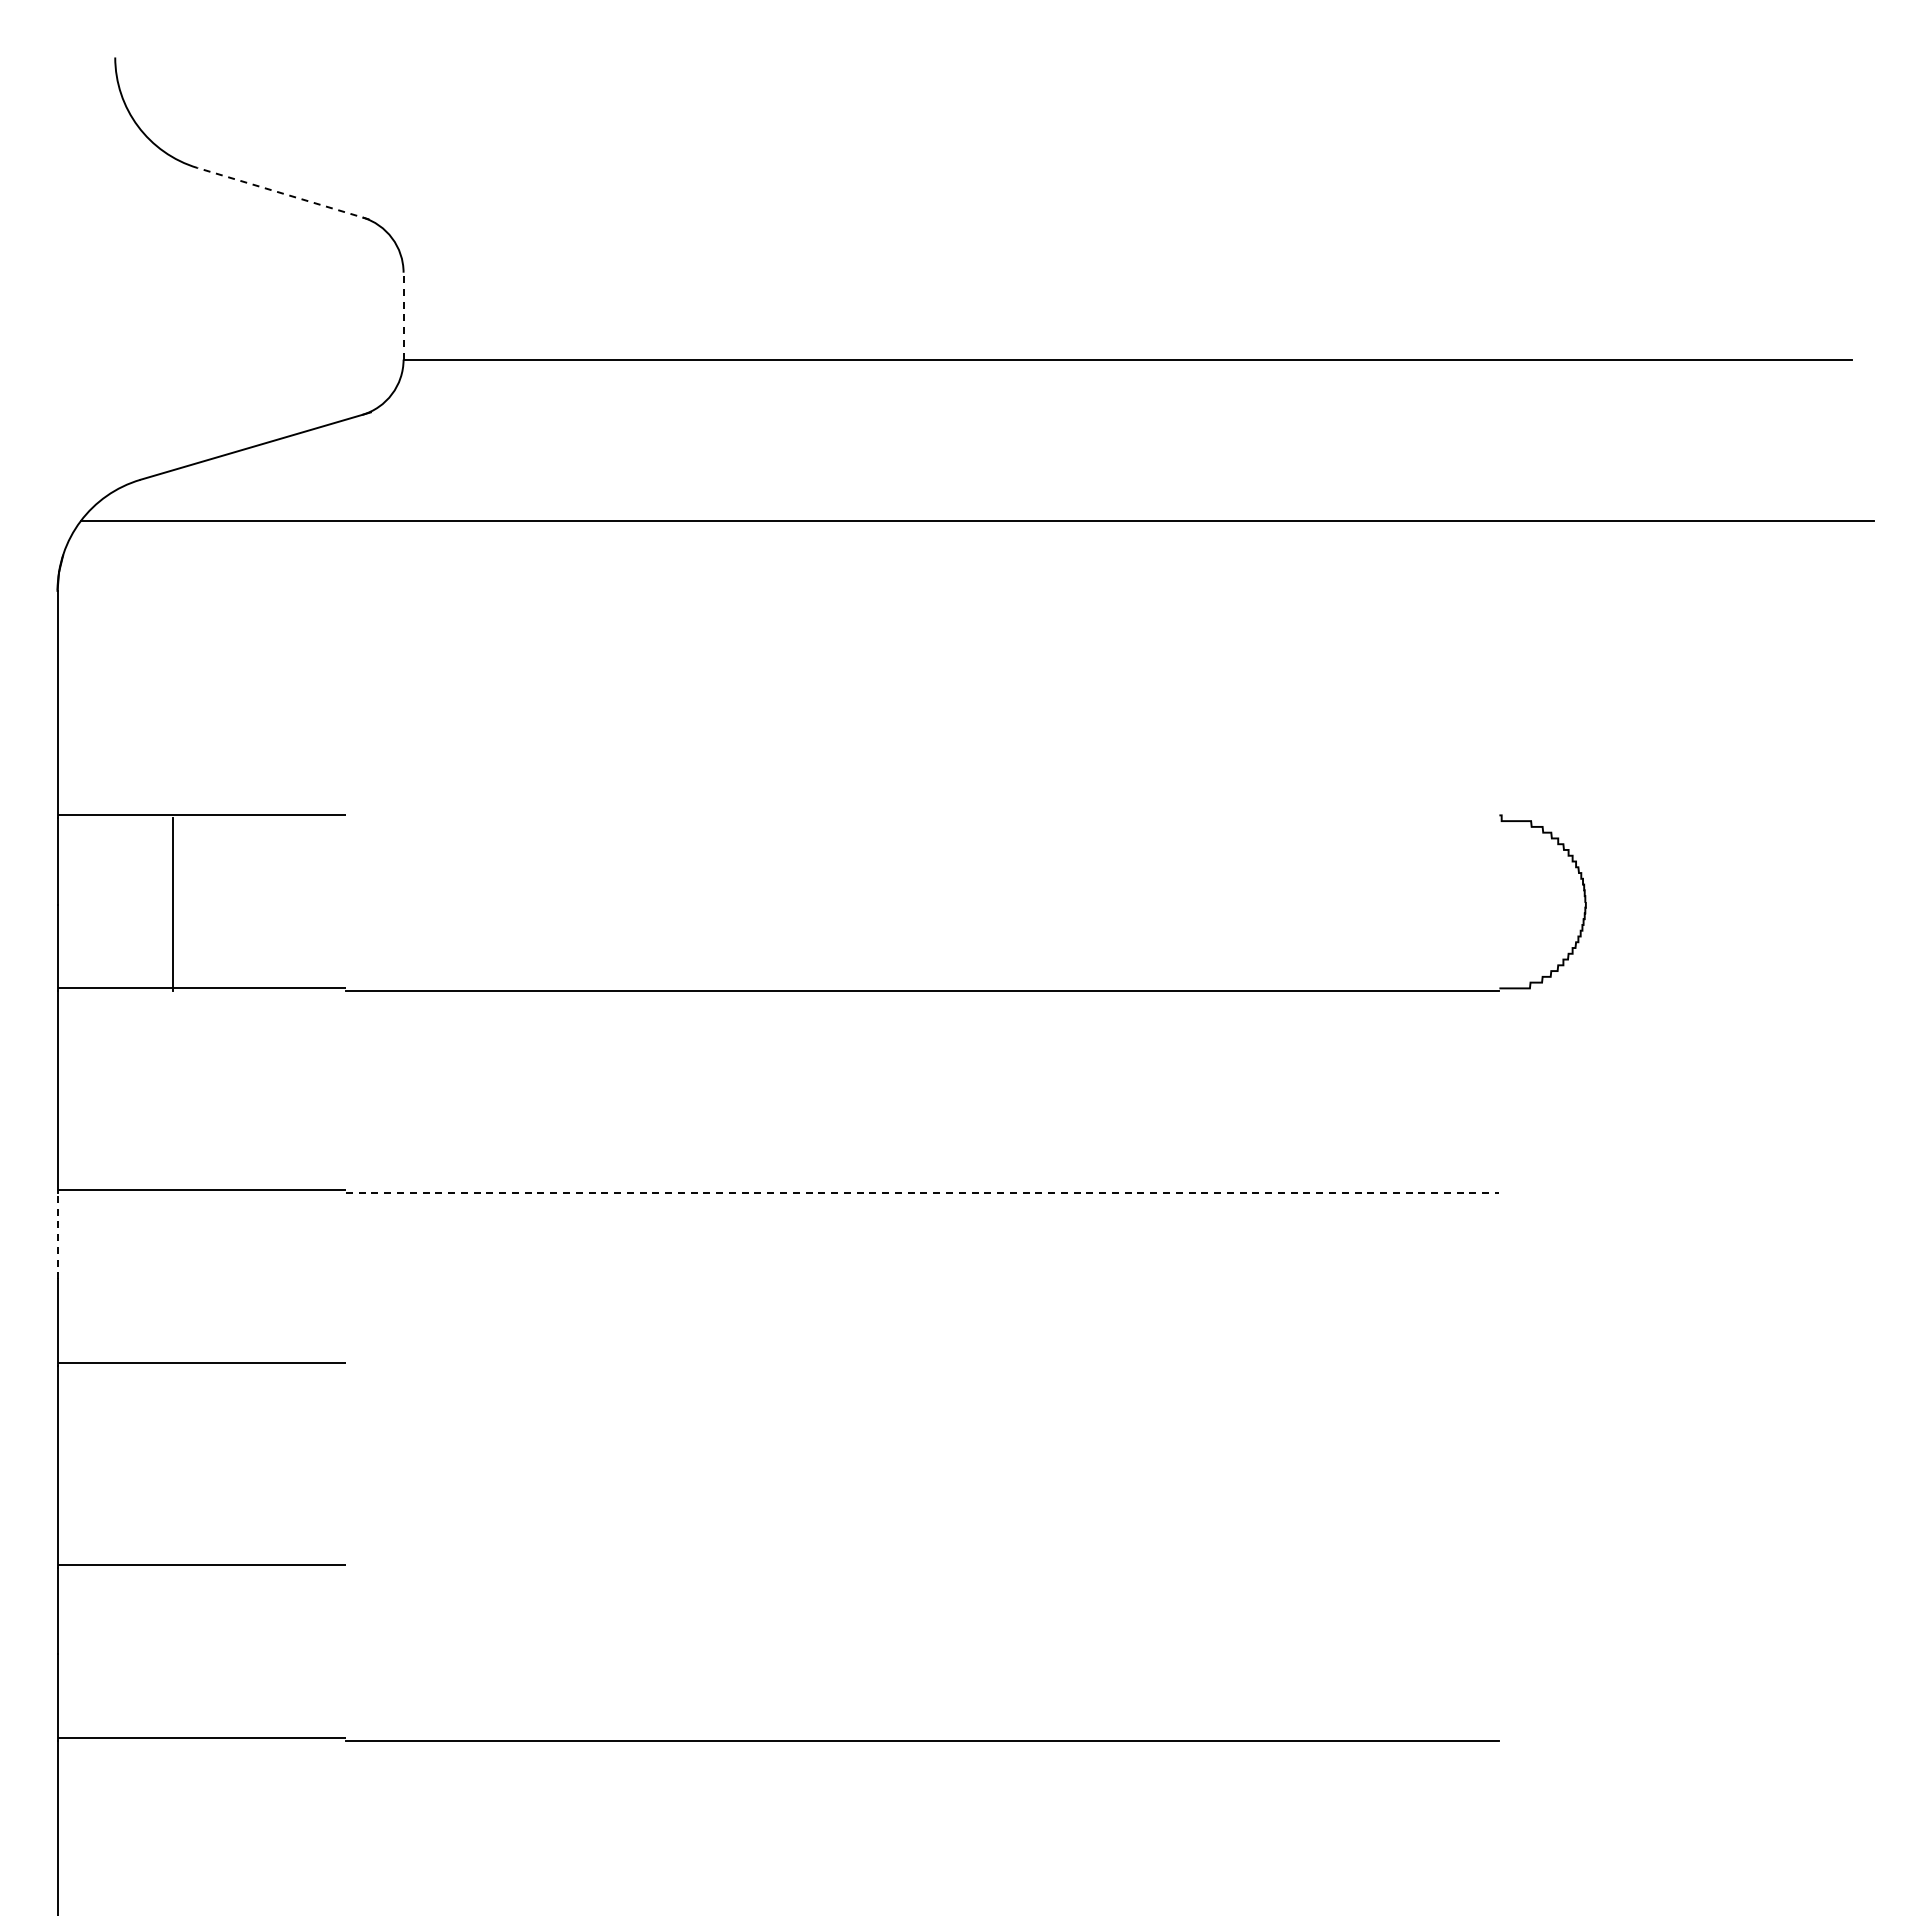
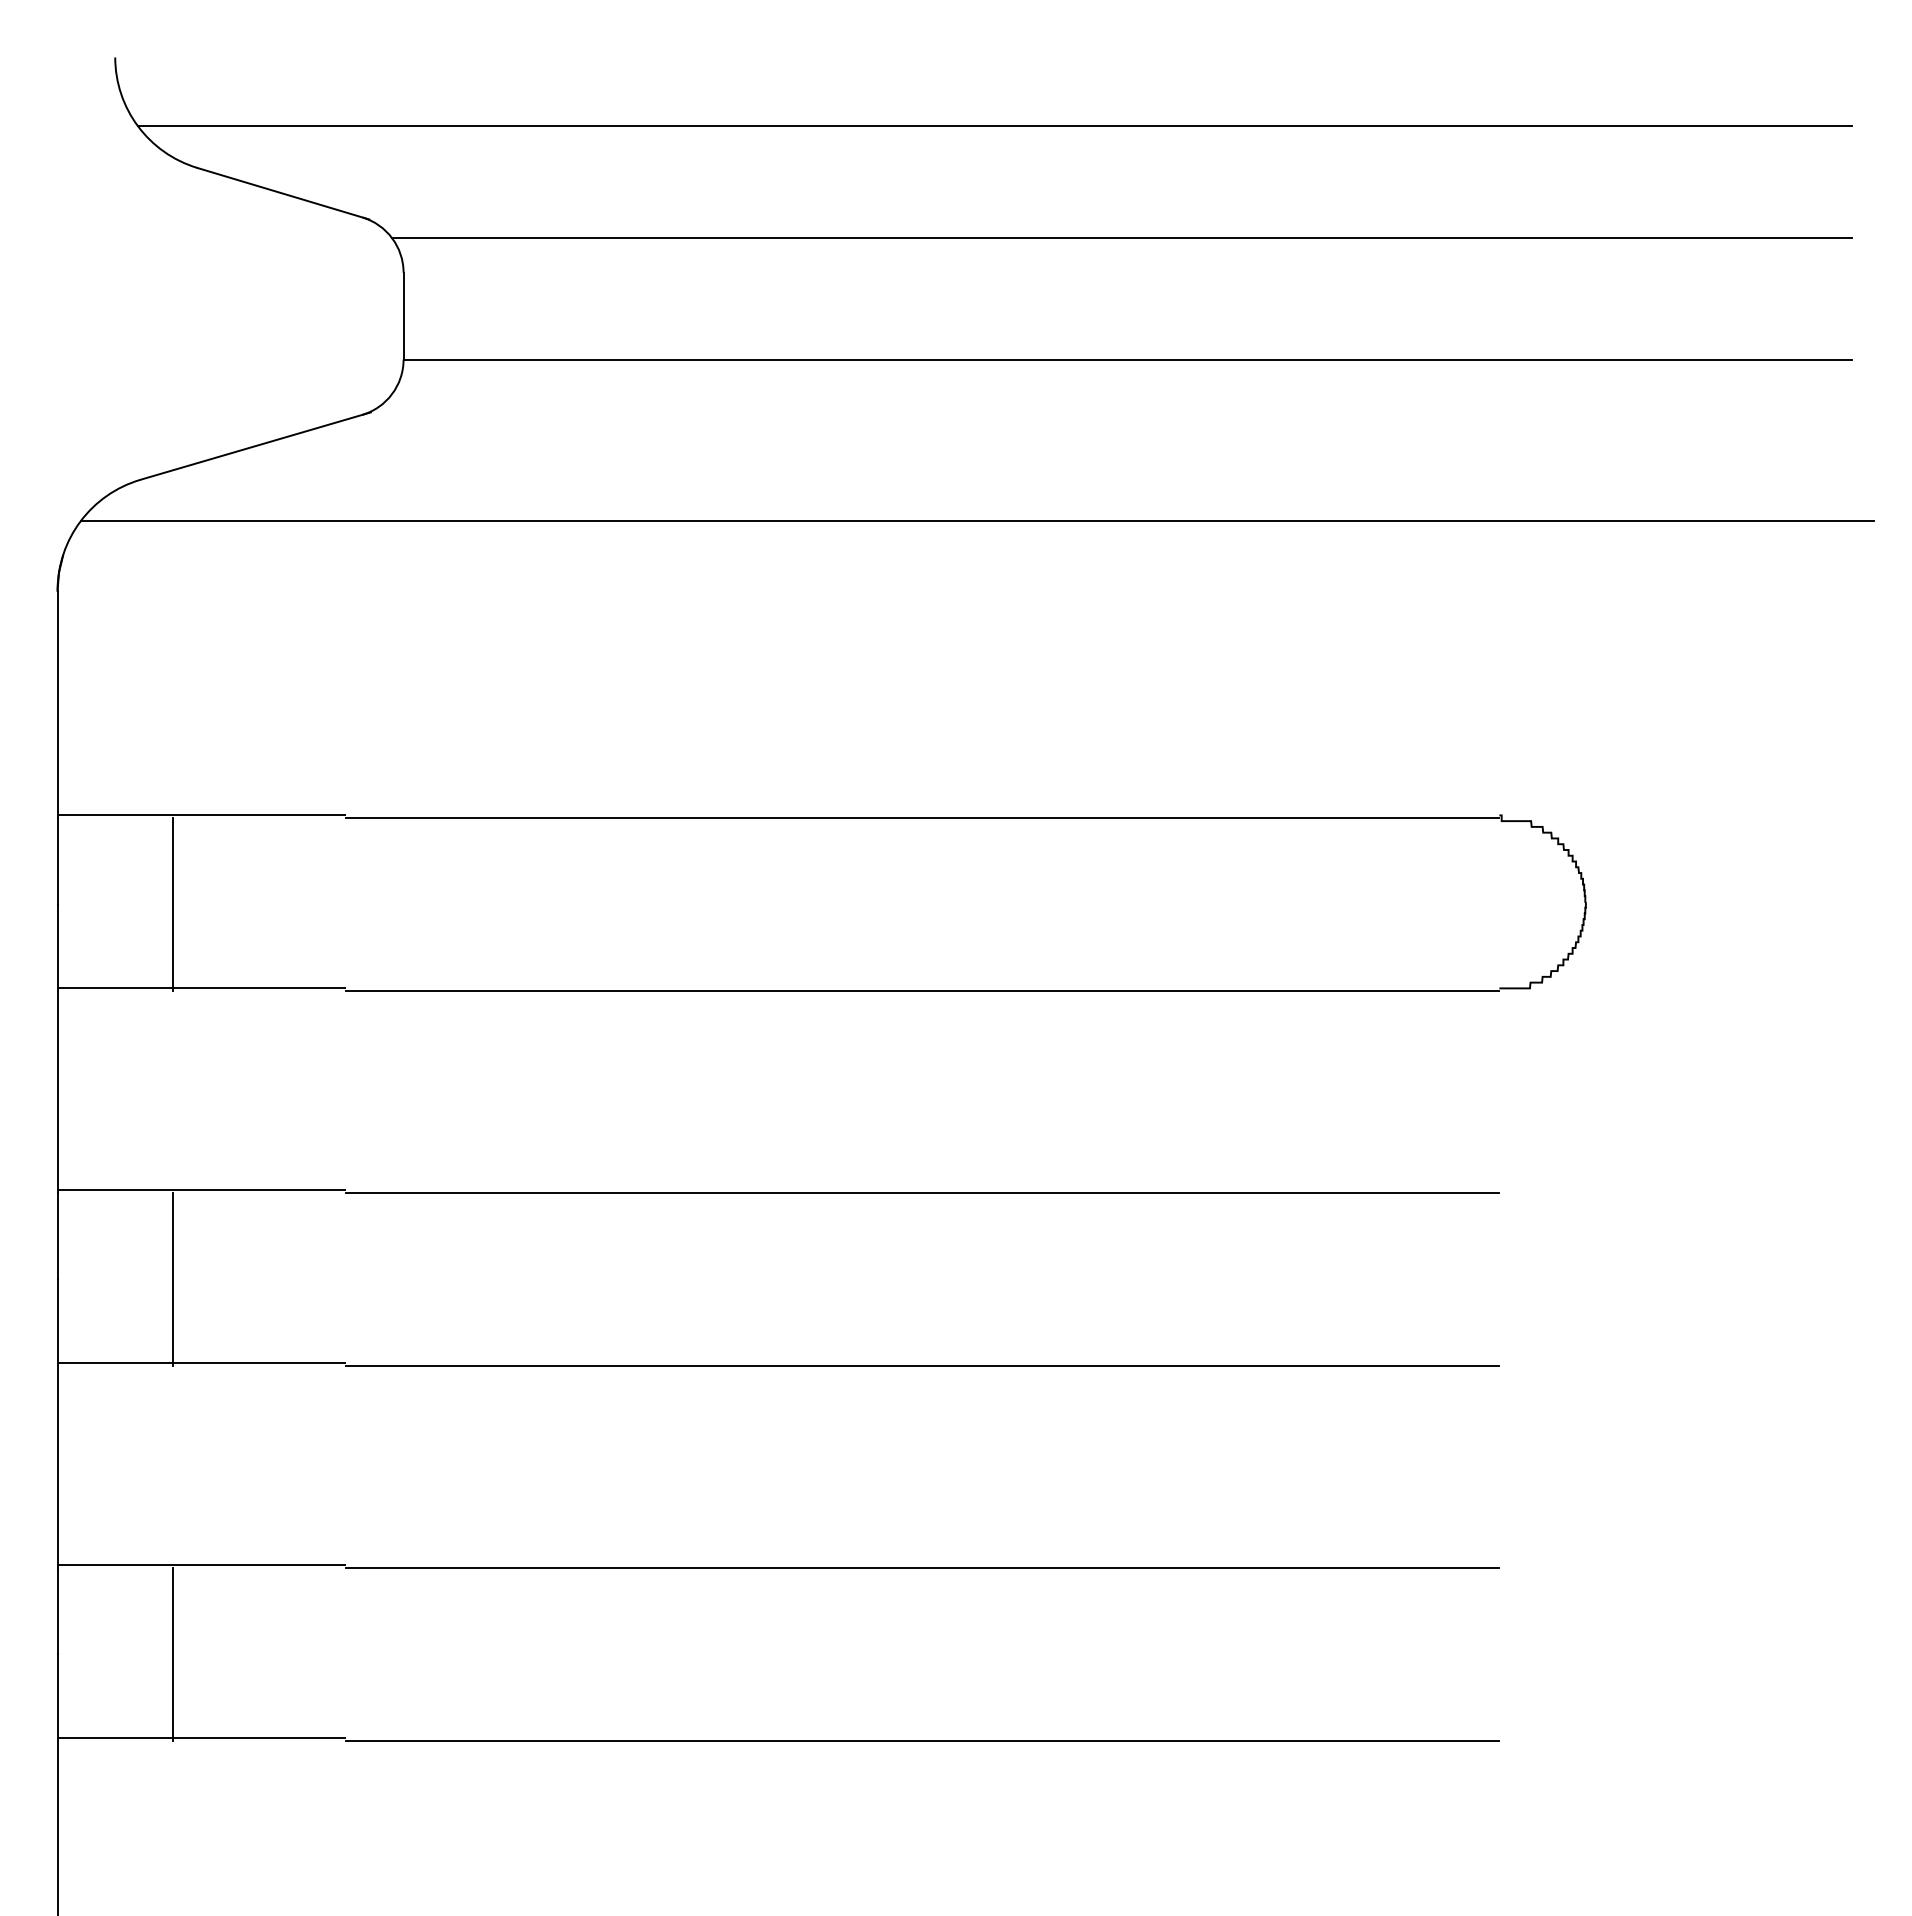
line: none -> present (994, 126)
line: dashed -> solid (283, 193)
line: none -> present (1121, 238)
line: dashed -> solid (403, 315)
line: none -> present (922, 818)
line: dashed -> solid (922, 1192)
line: dashed -> solid (57, 1235)
line: none -> present (172, 1278)
line: none -> present (922, 1365)
line: none -> present (922, 1567)
line: none -> present (172, 1653)
